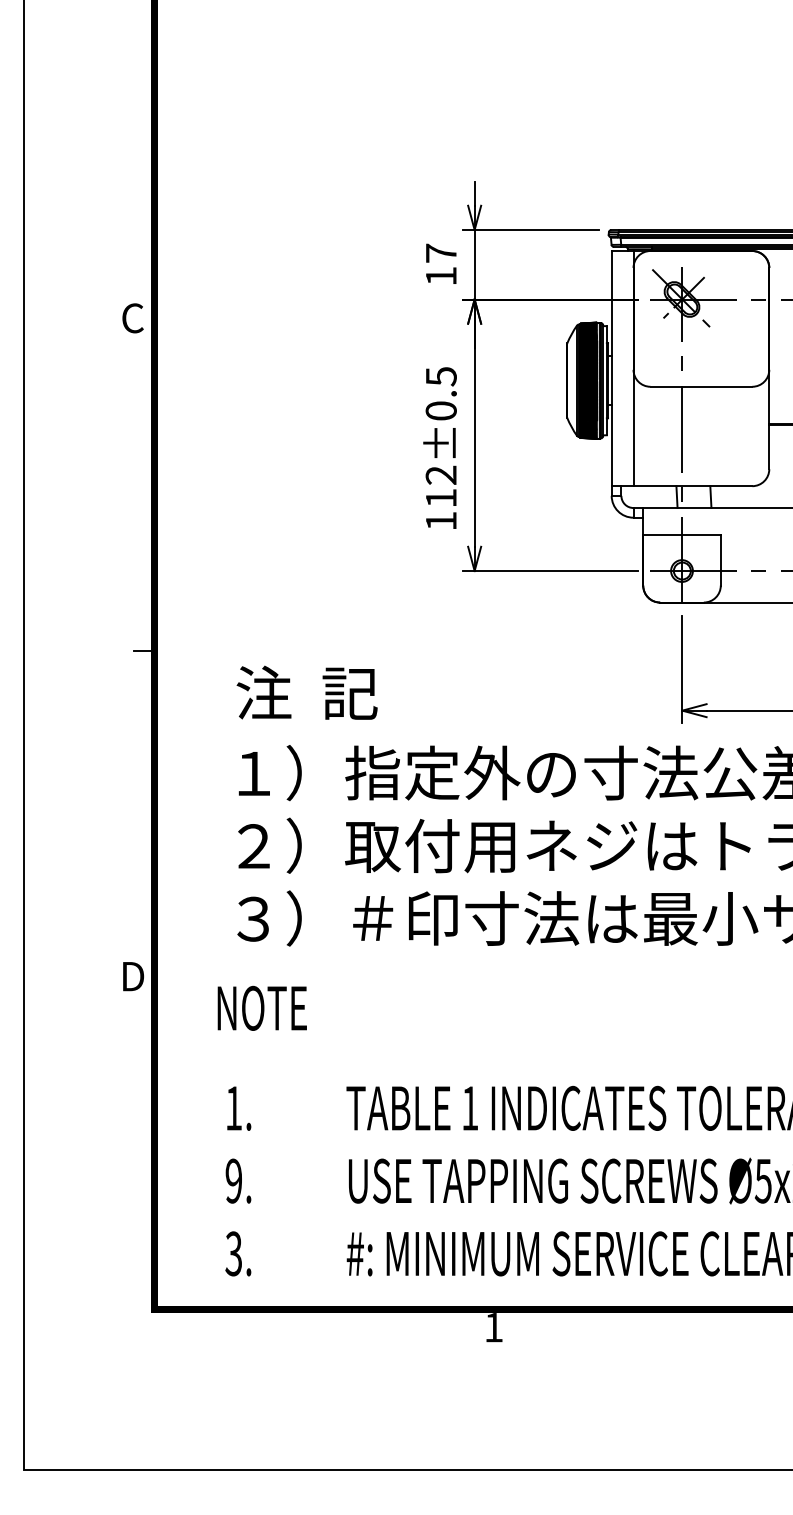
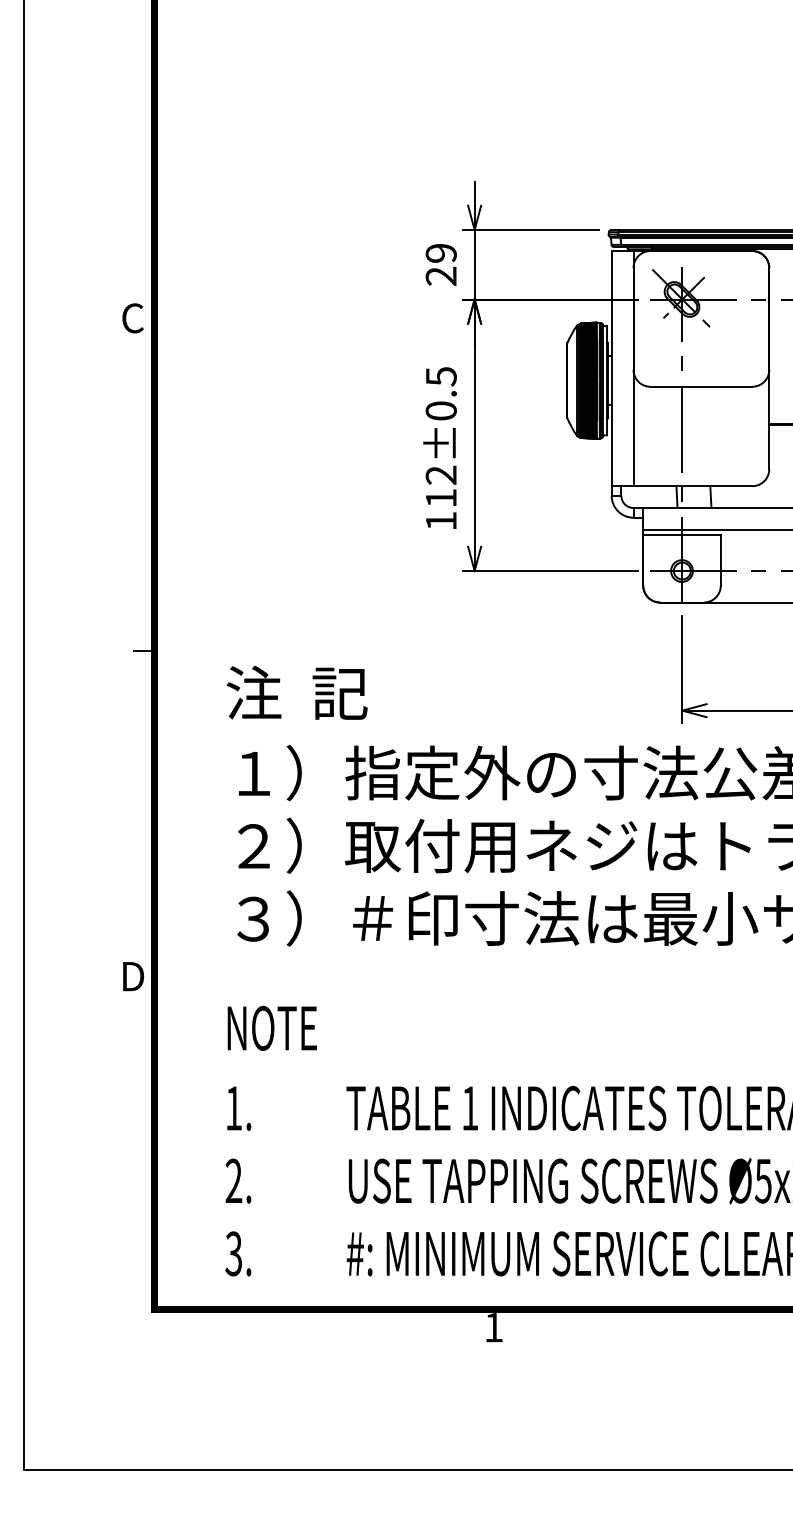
text: 17 -> 29 (440, 264)
line: none -> present (716, 529)
text position: (306, 692) -> (296, 692) (296, 692)
text position: (261, 1007) -> (271, 1027) (271, 1027)
text: 9. -> 2. (233, 1181)
